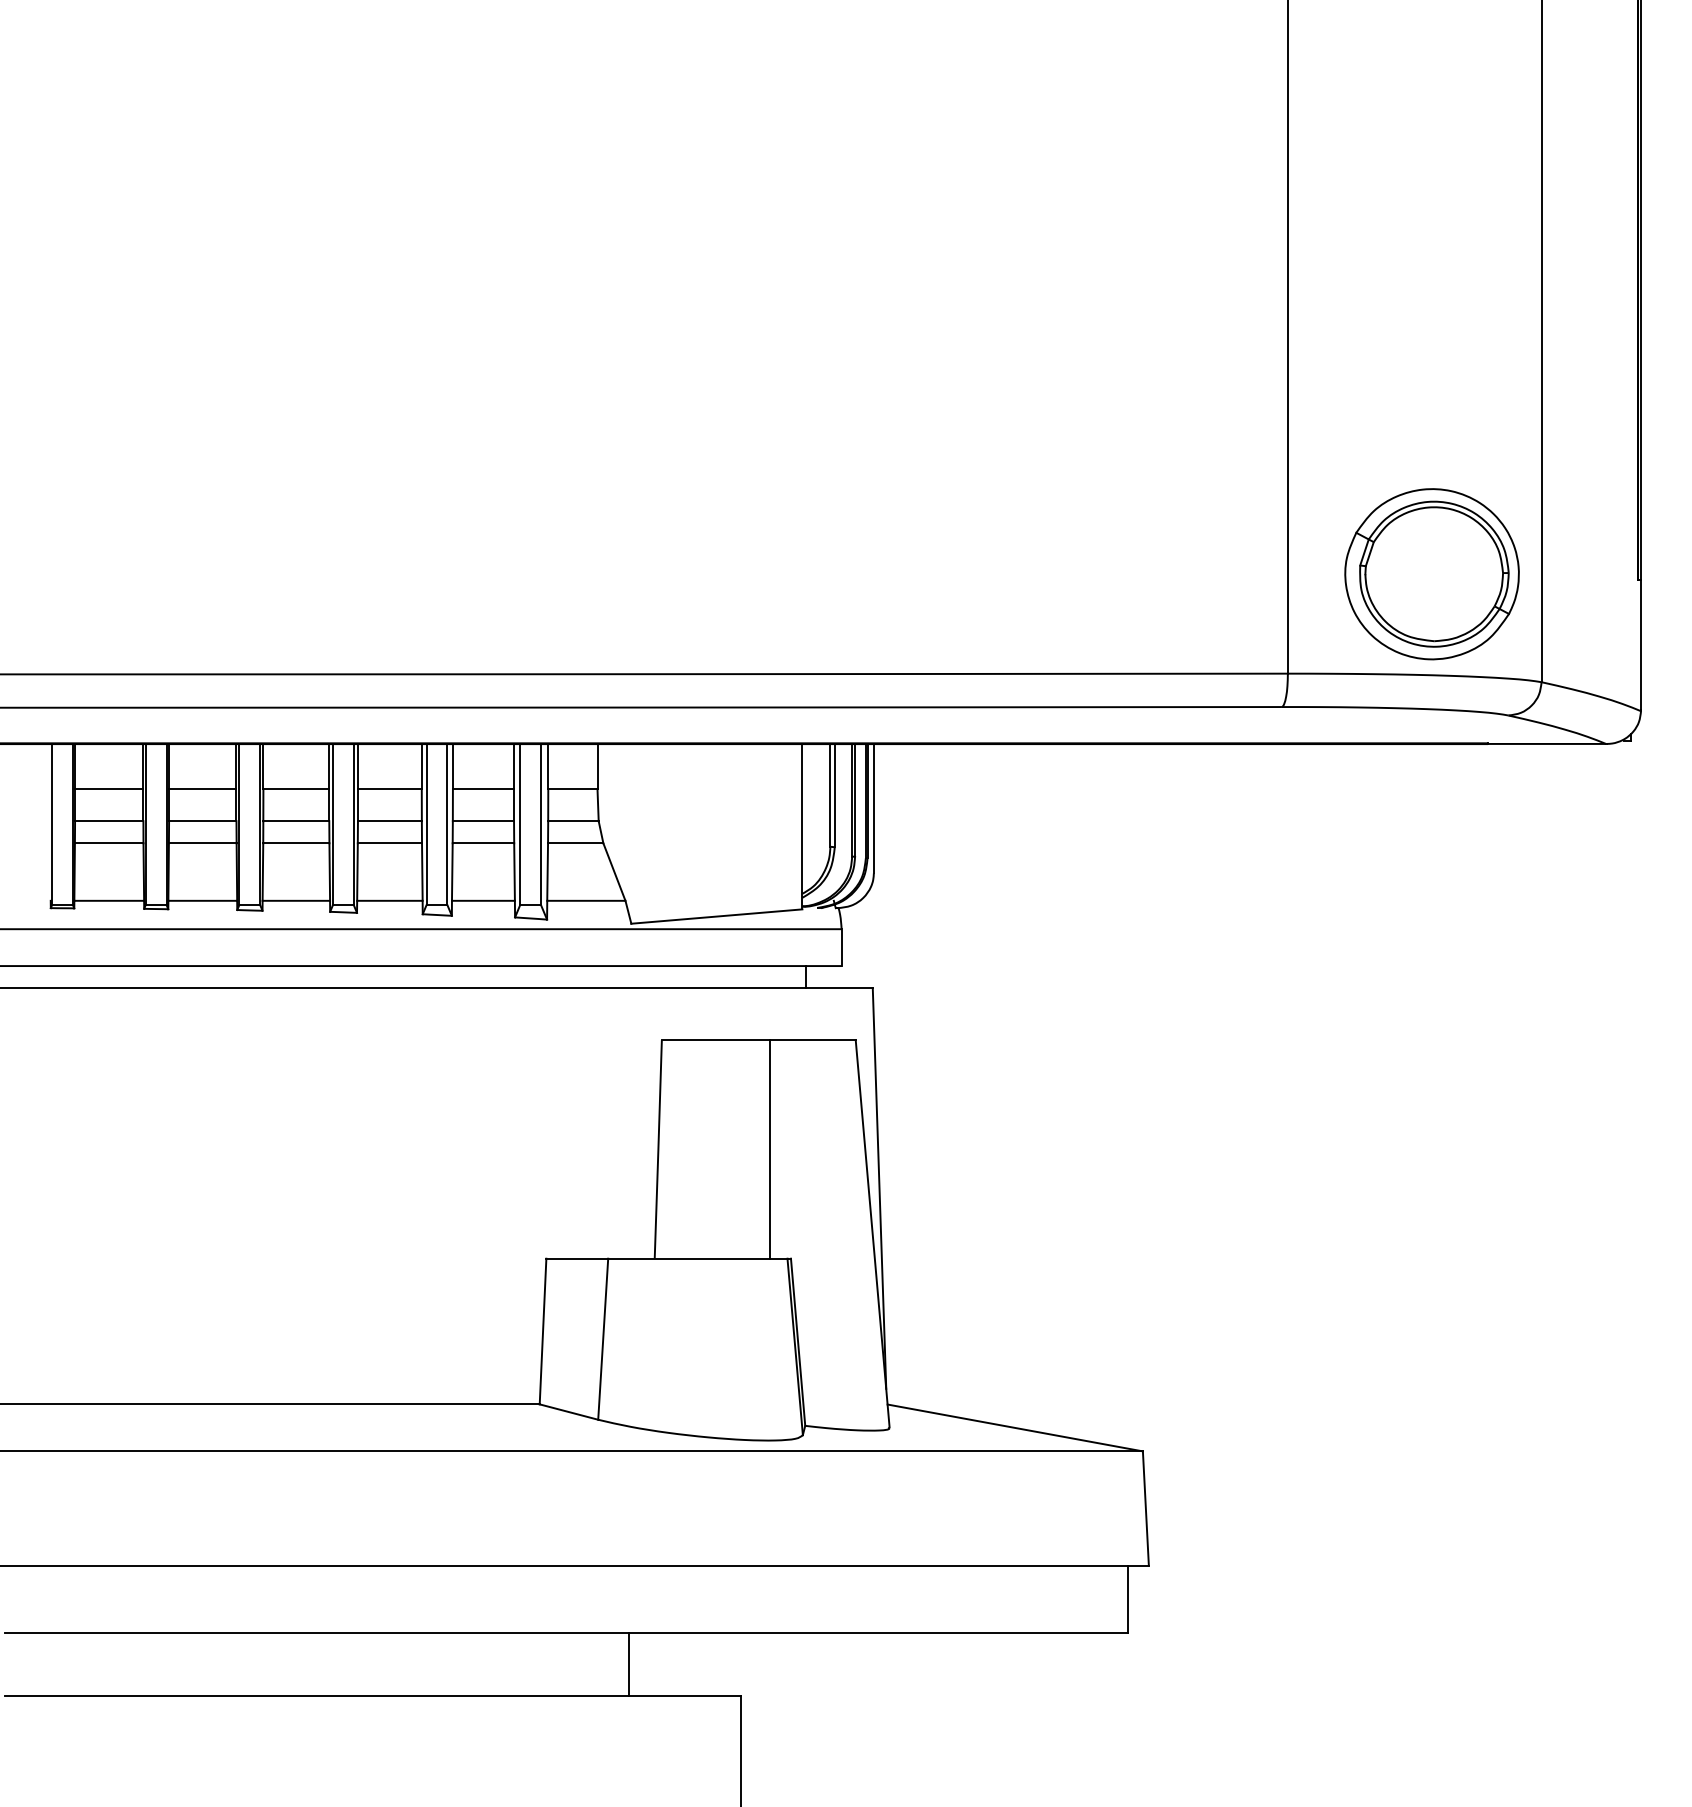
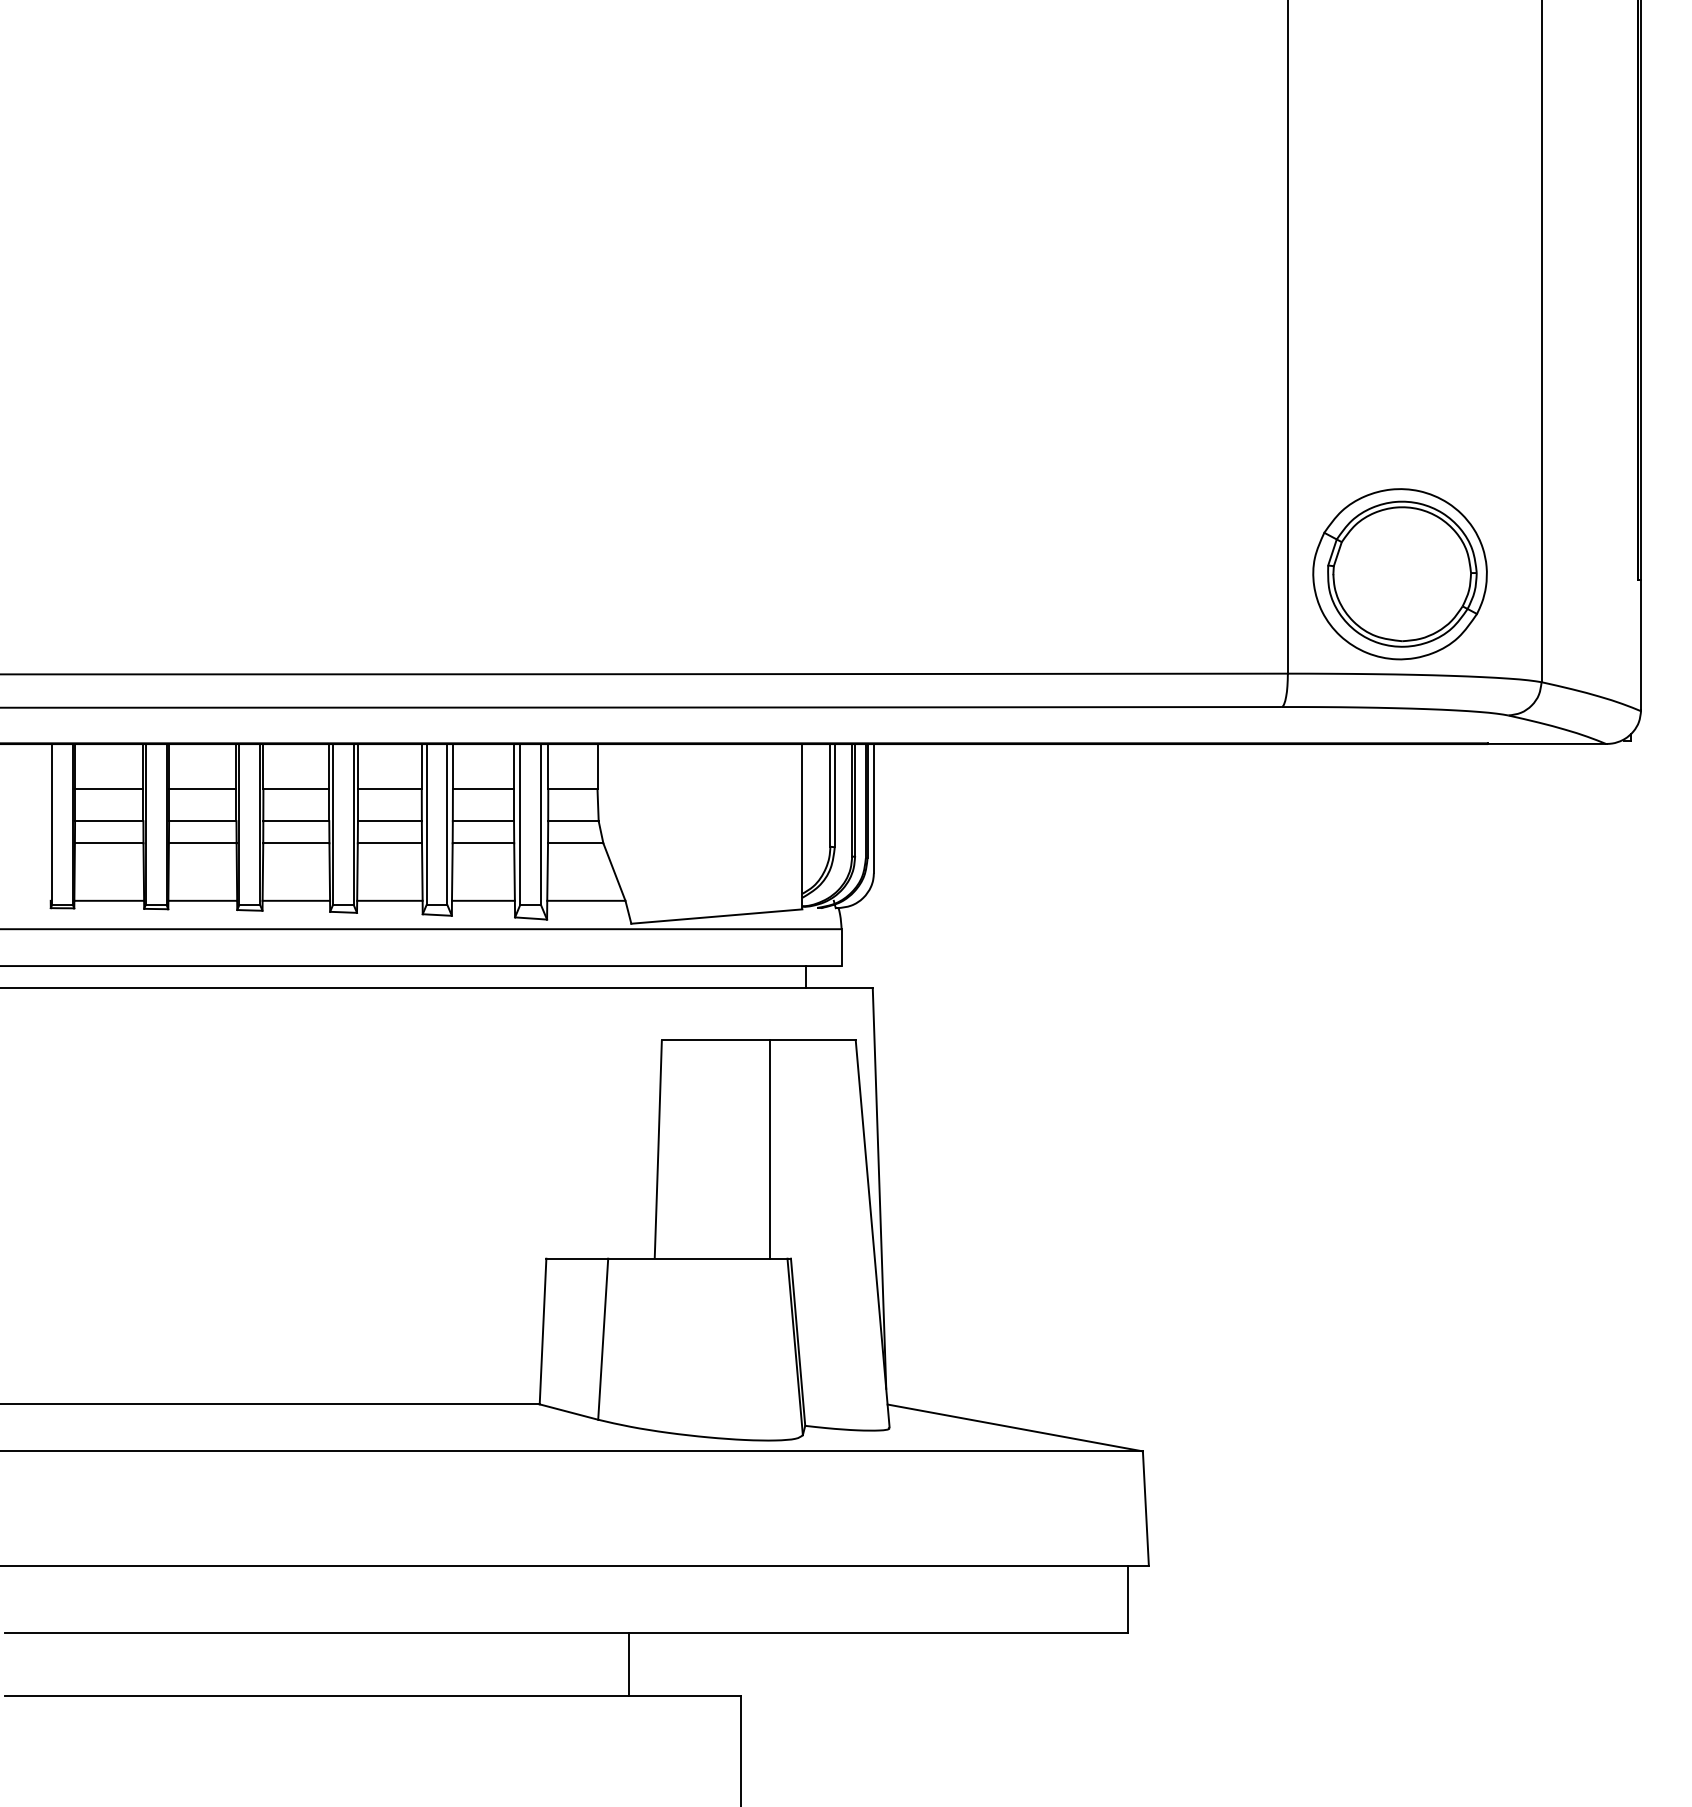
part position: (1431, 574) -> (1399, 574) (1399, 574)
